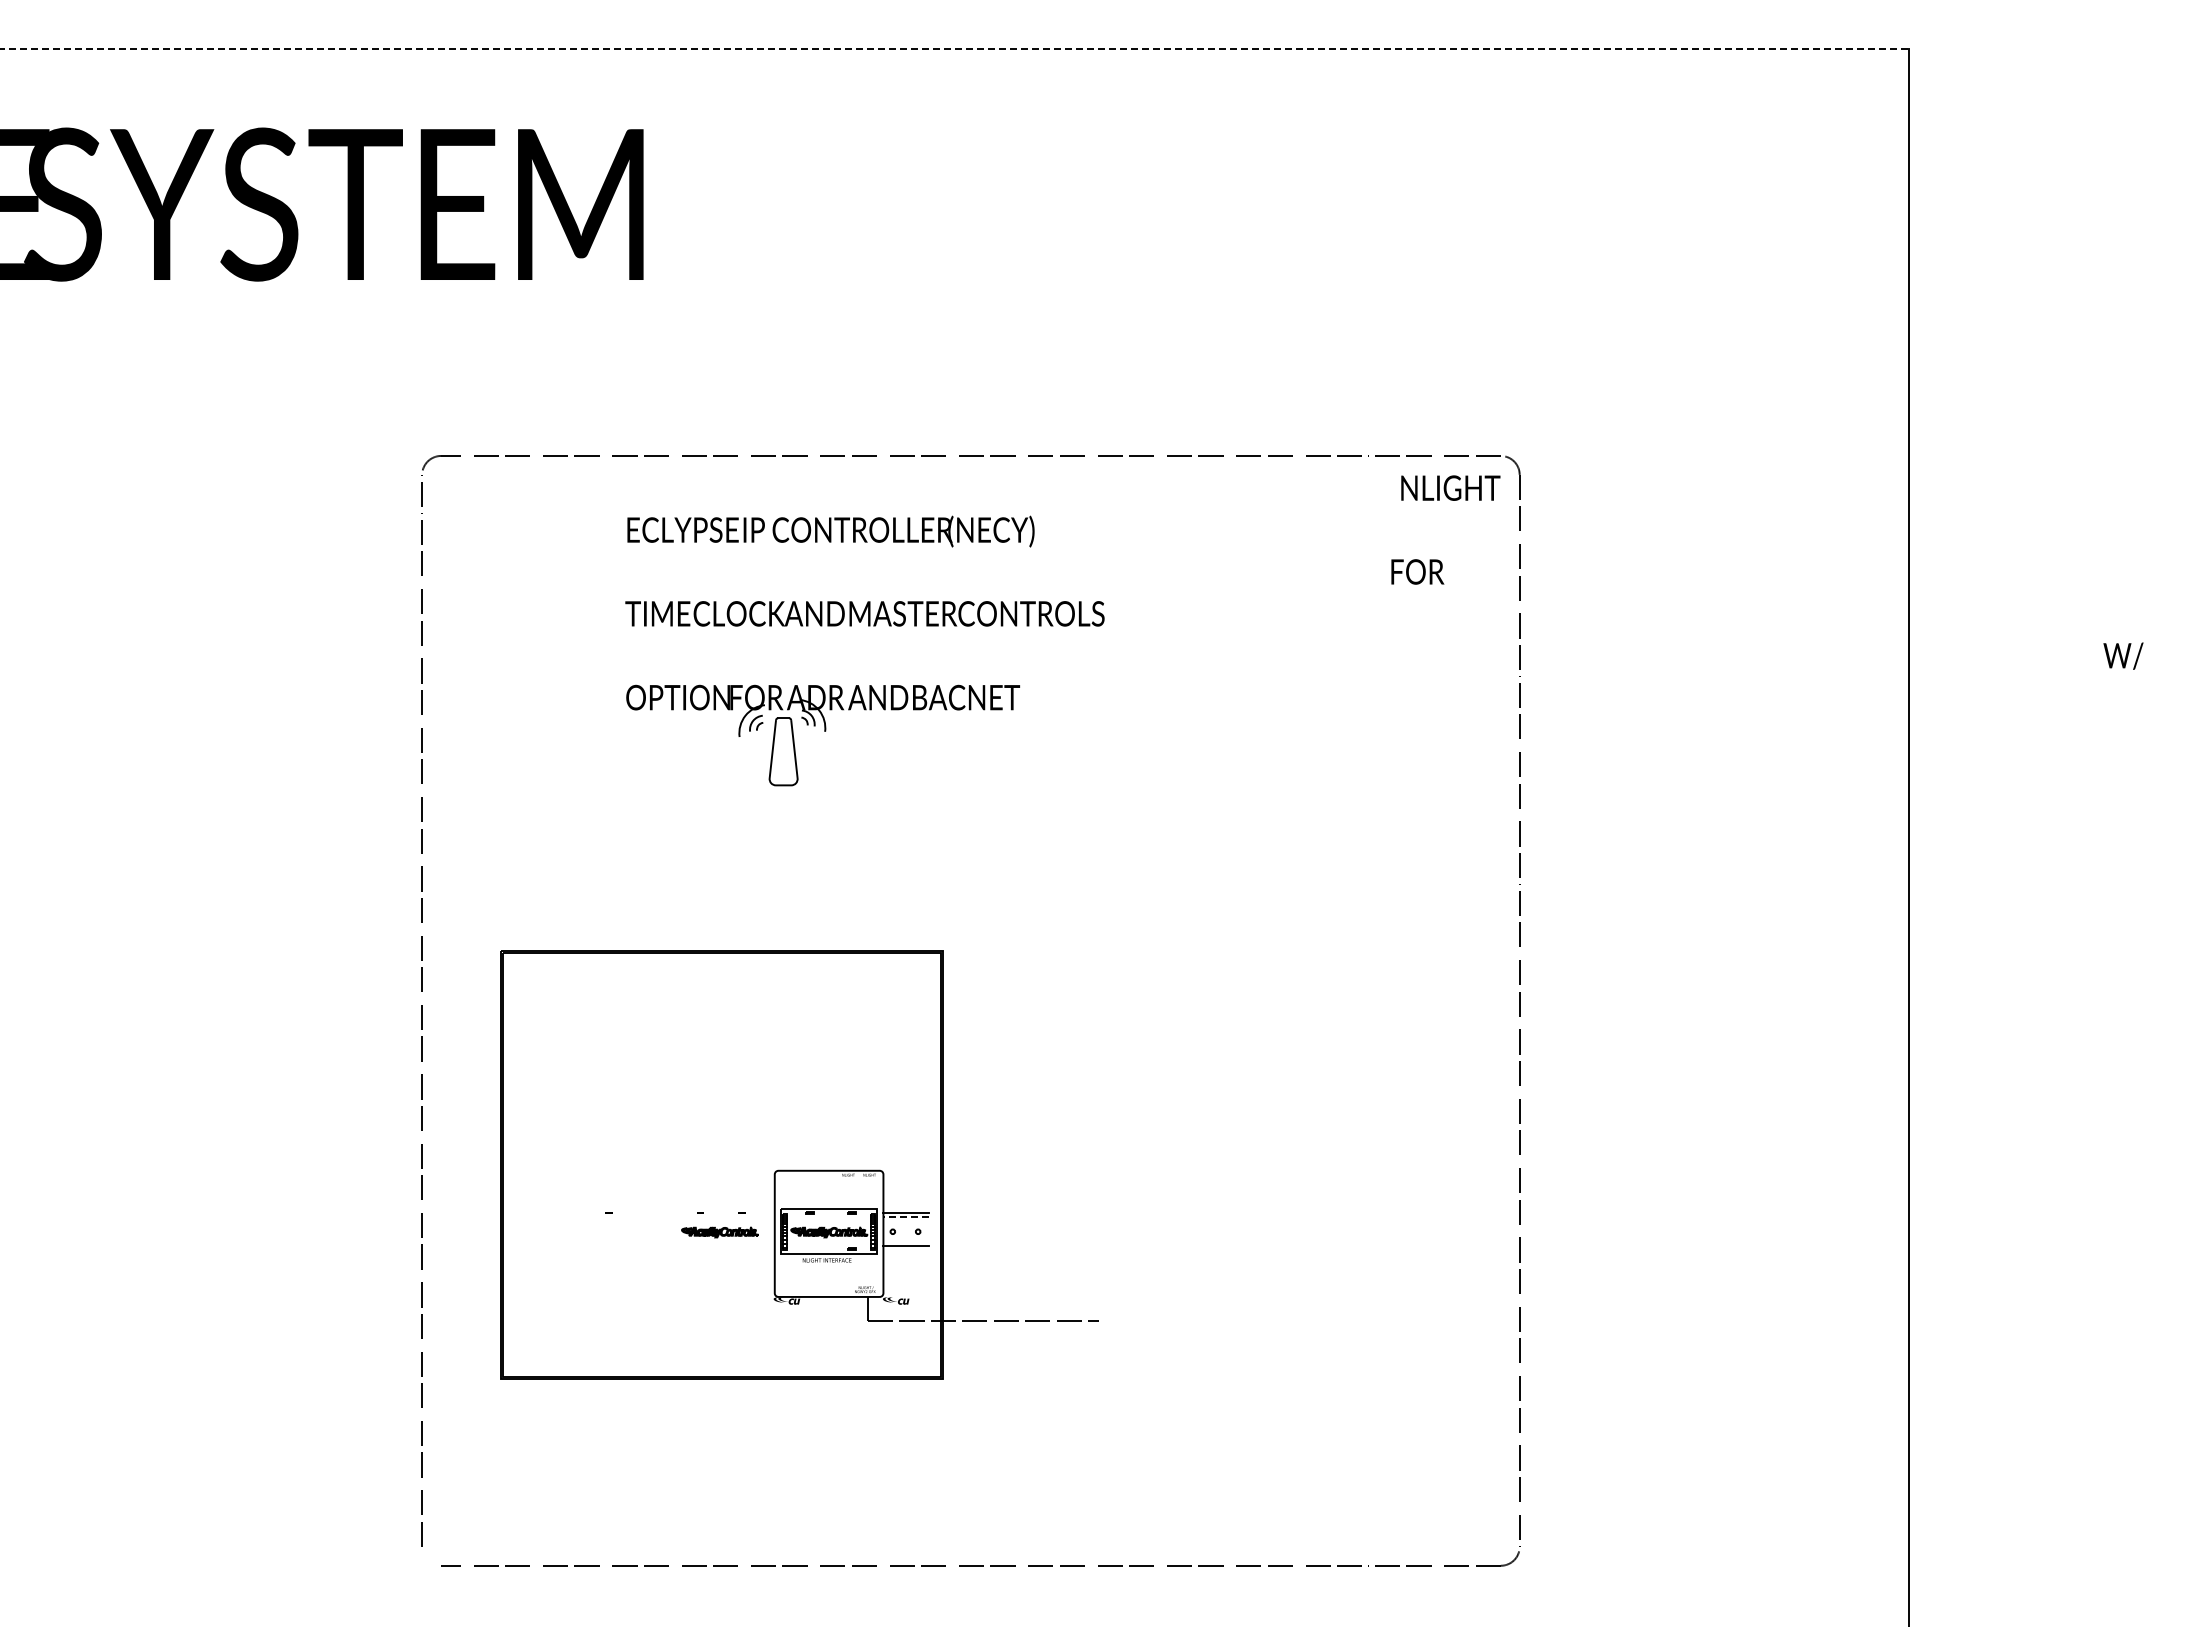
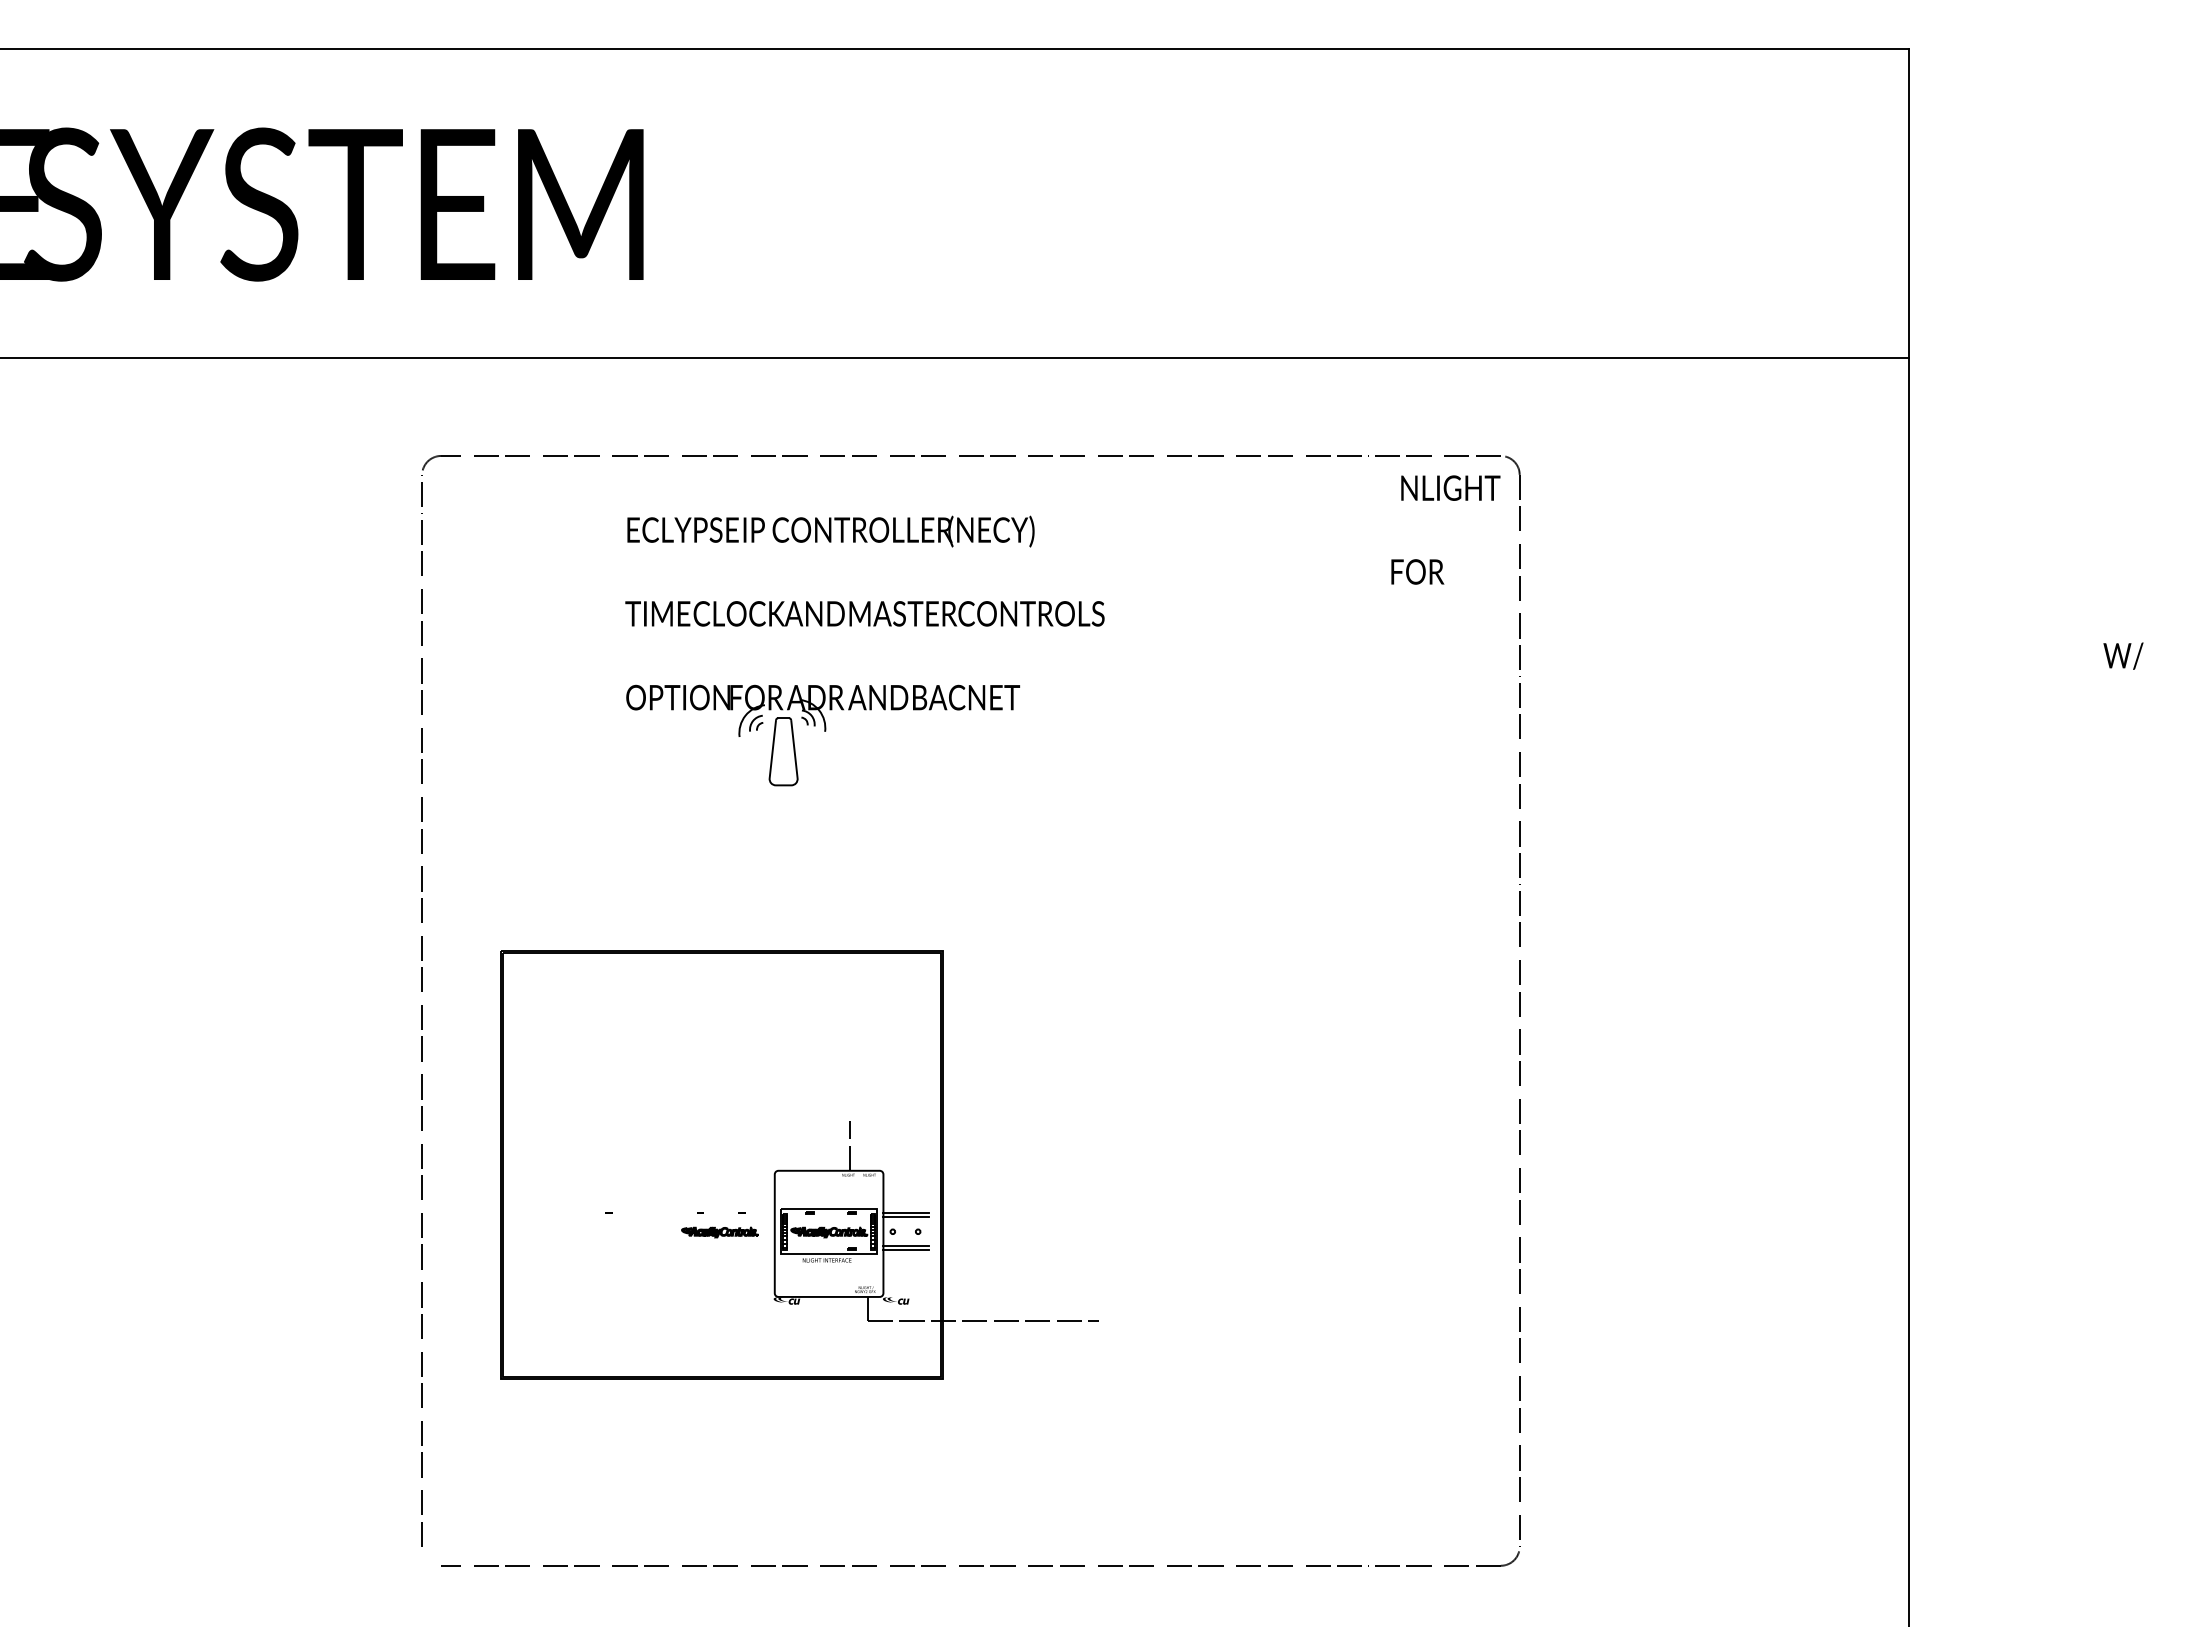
line: dashed -> solid (955, 48)
line: none -> present (955, 358)
line: none -> present (850, 1145)
line: dashed -> solid (906, 1217)
line: none -> present (905, 1250)
